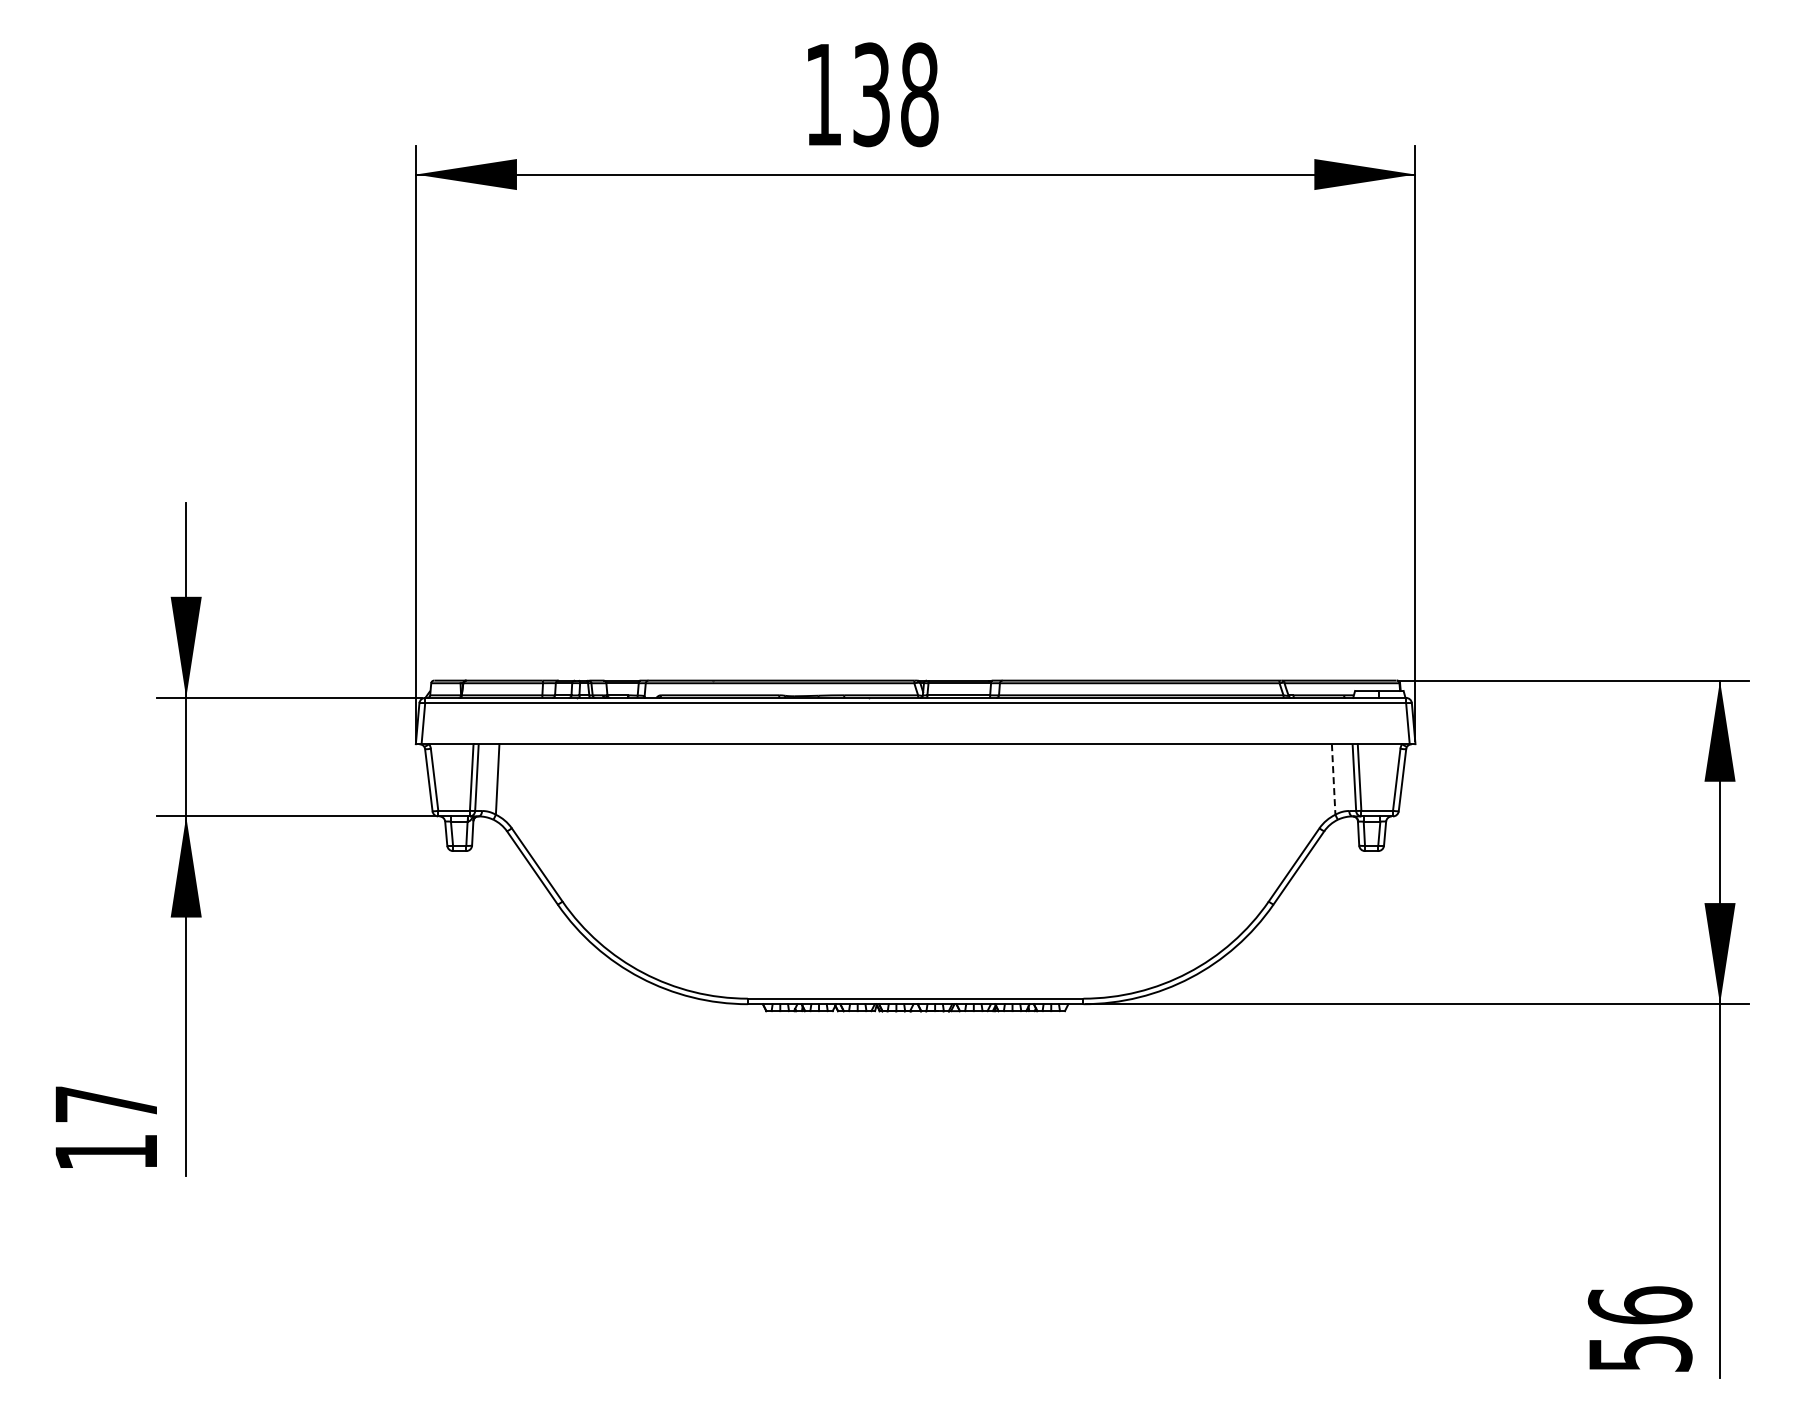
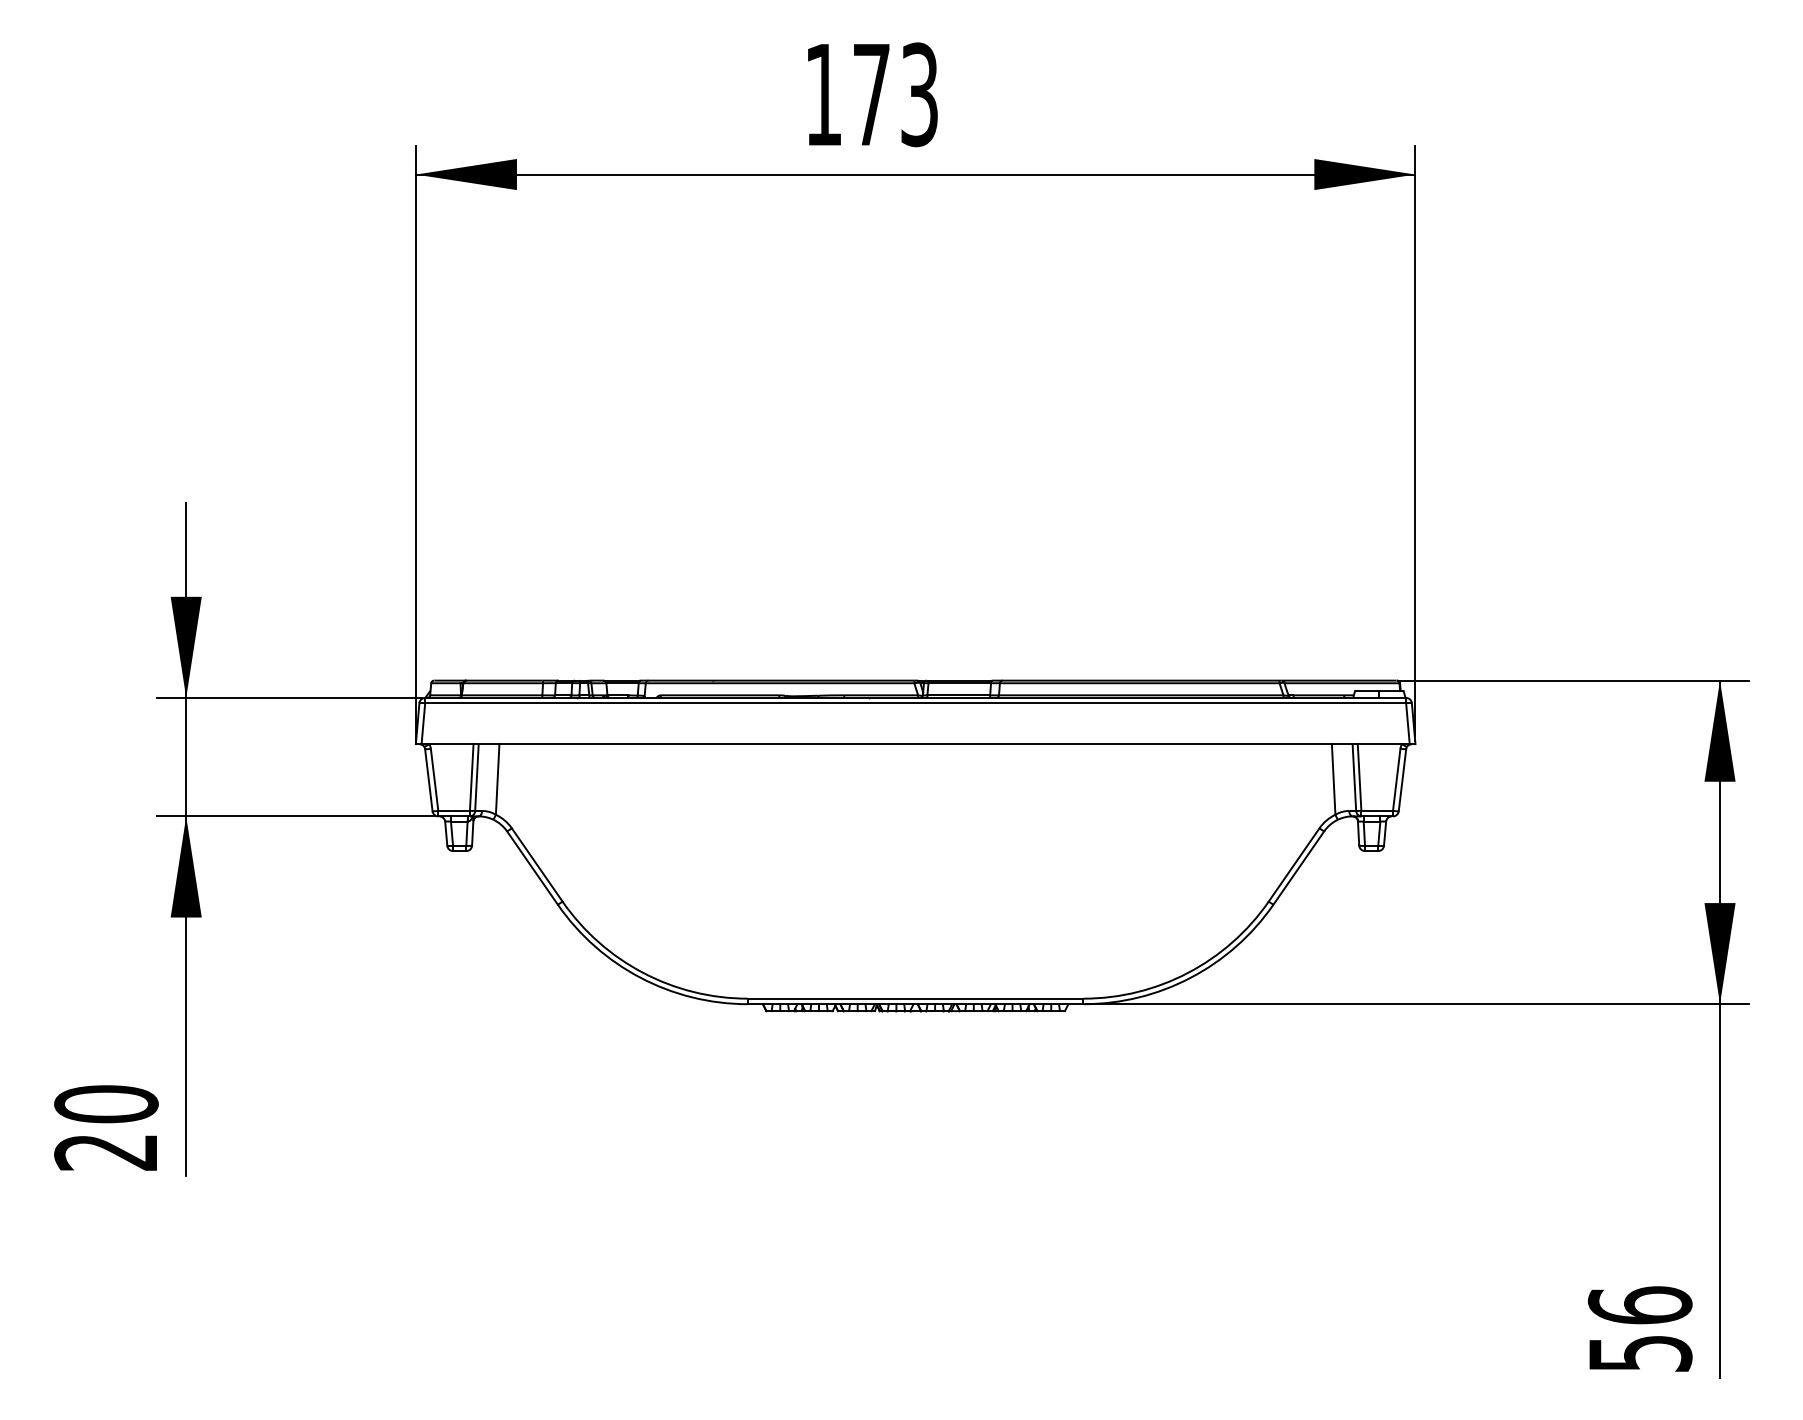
text: 138 -> 173 (895, 94)
line: dashed -> solid (1333, 779)
text: 17 -> 20 (106, 1127)
